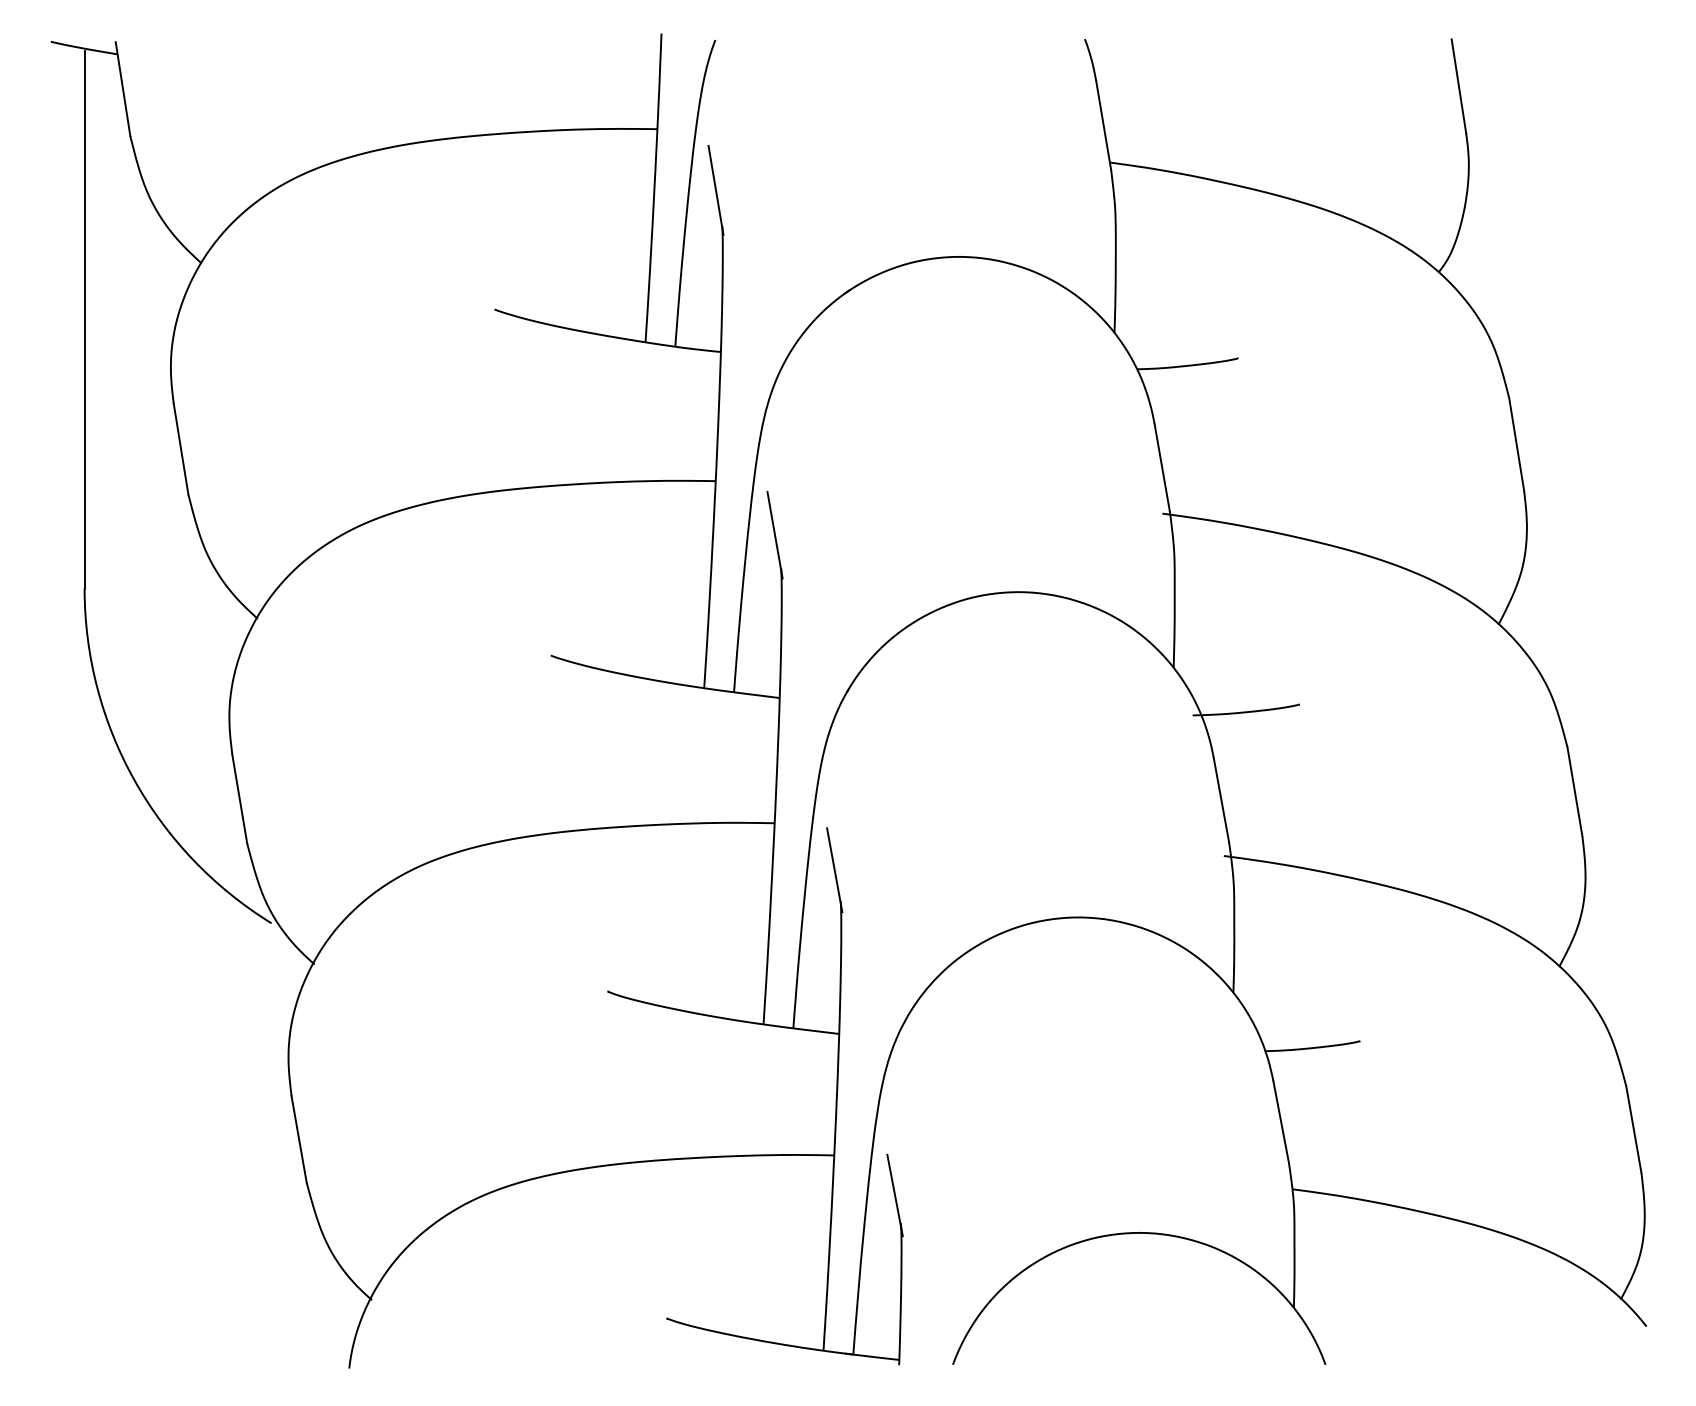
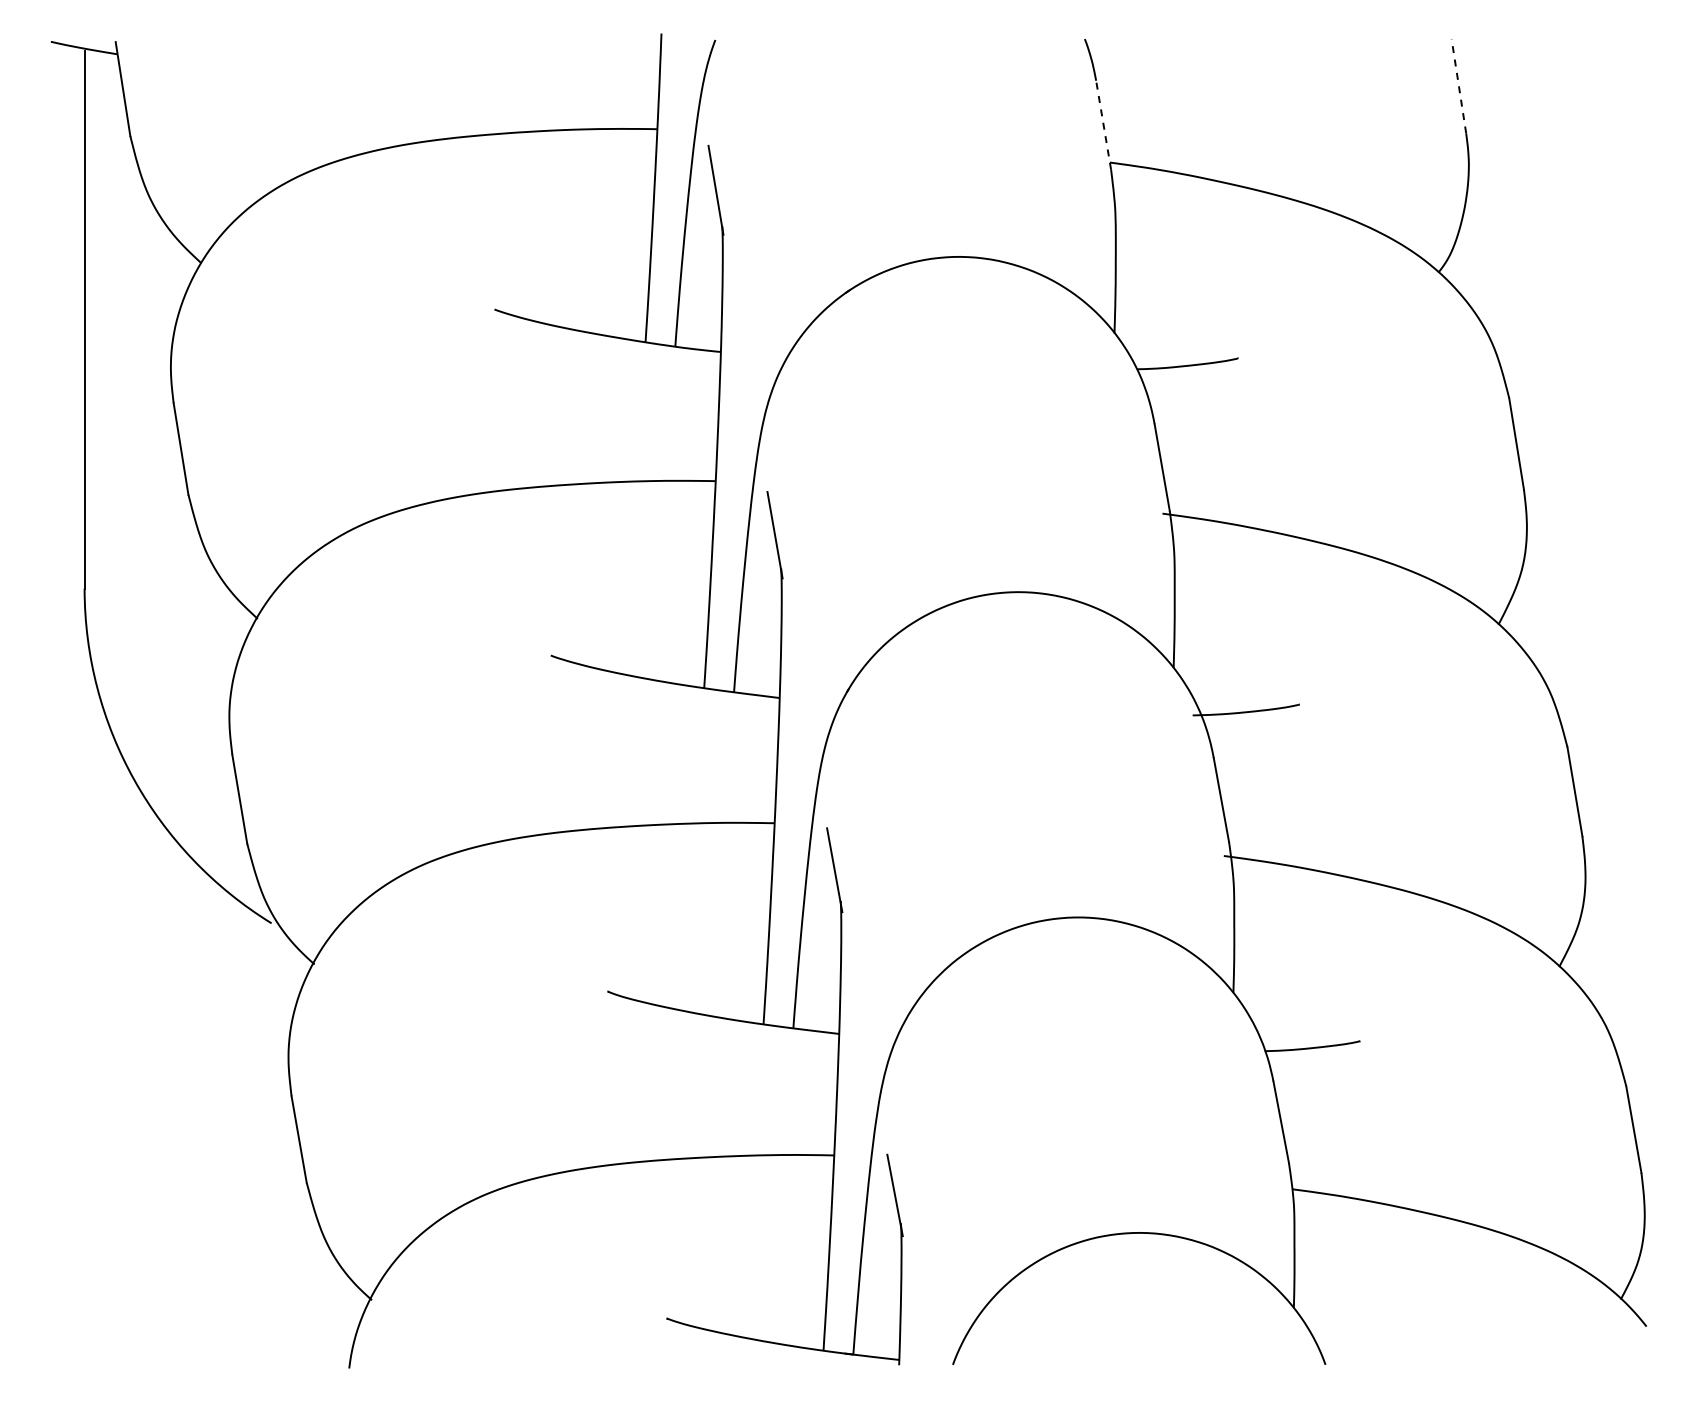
line: solid -> dashed (1458, 86)
line: solid -> dashed (1103, 124)
